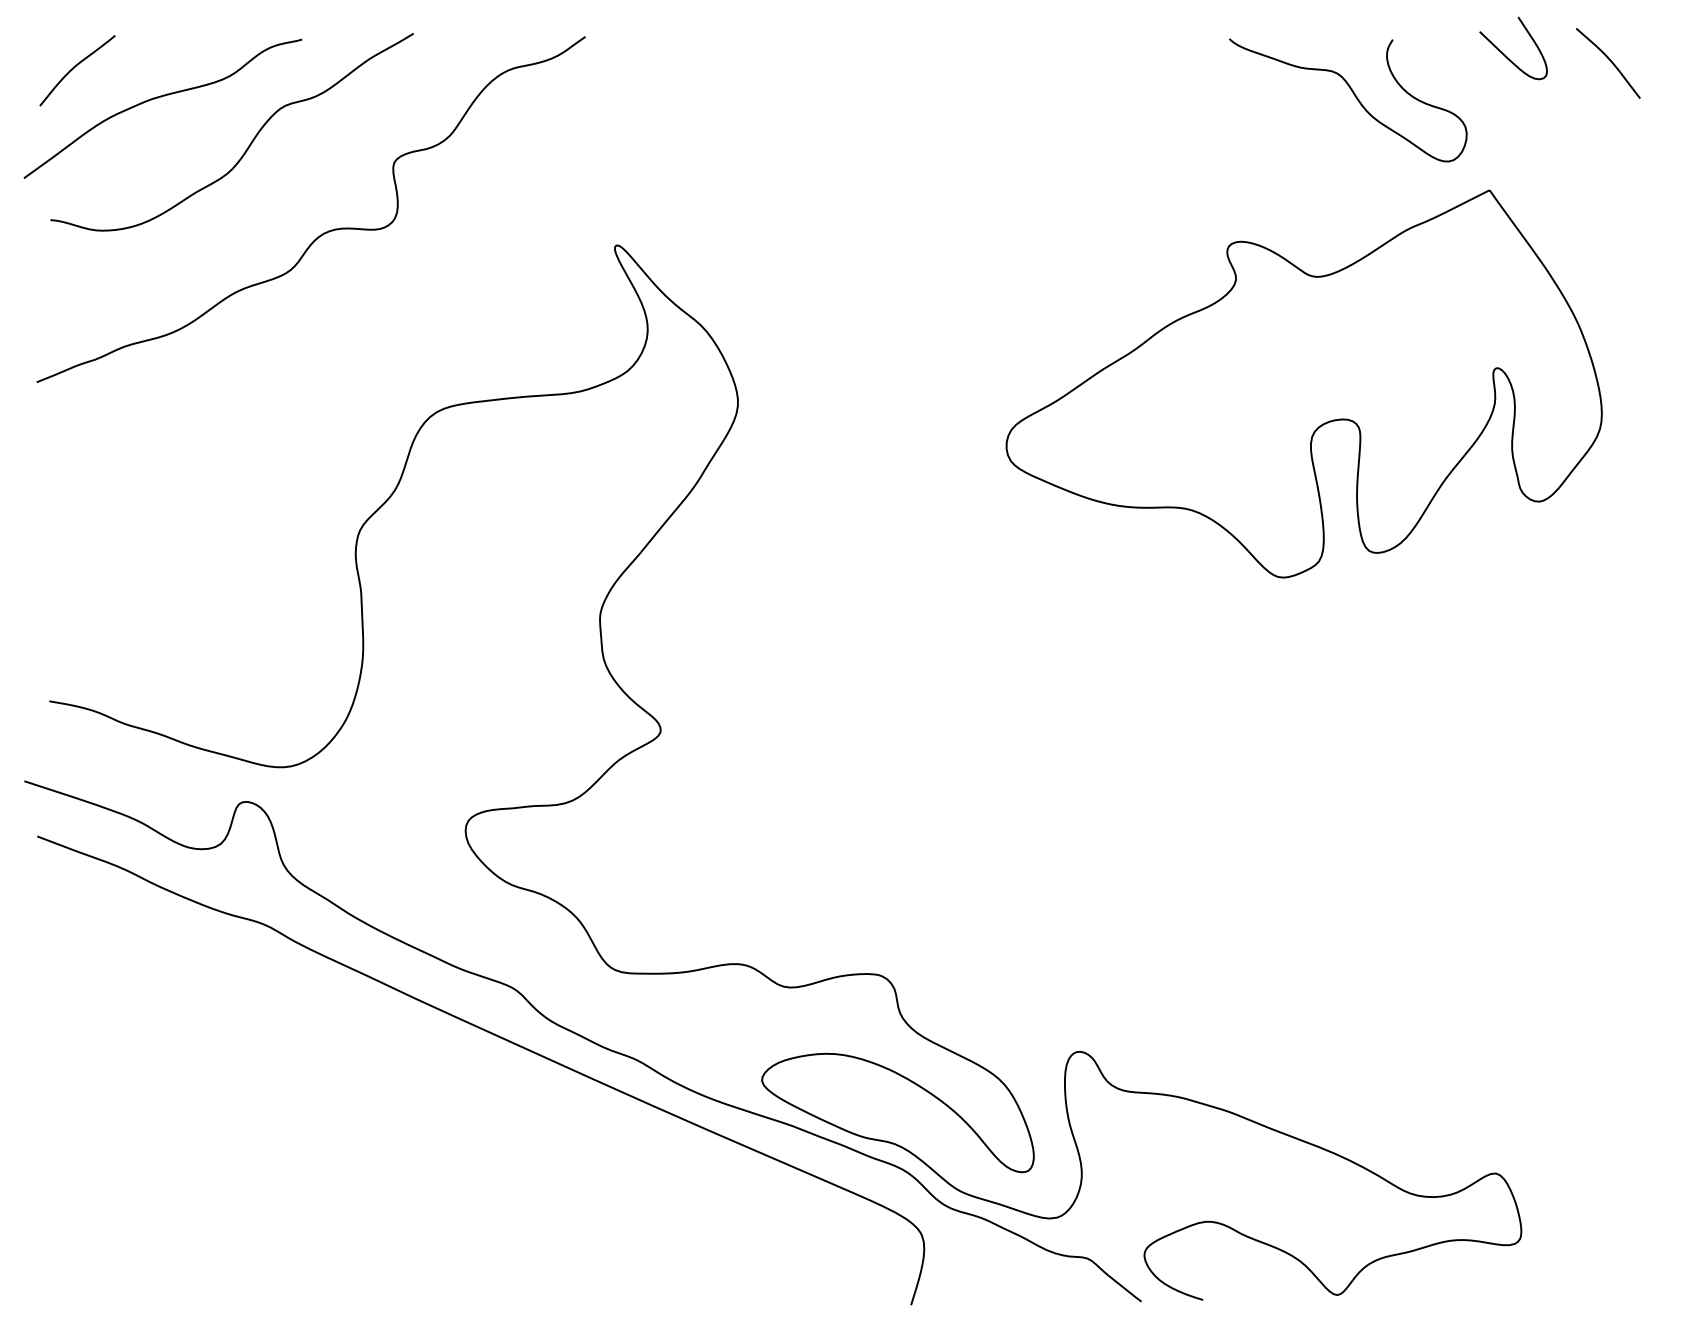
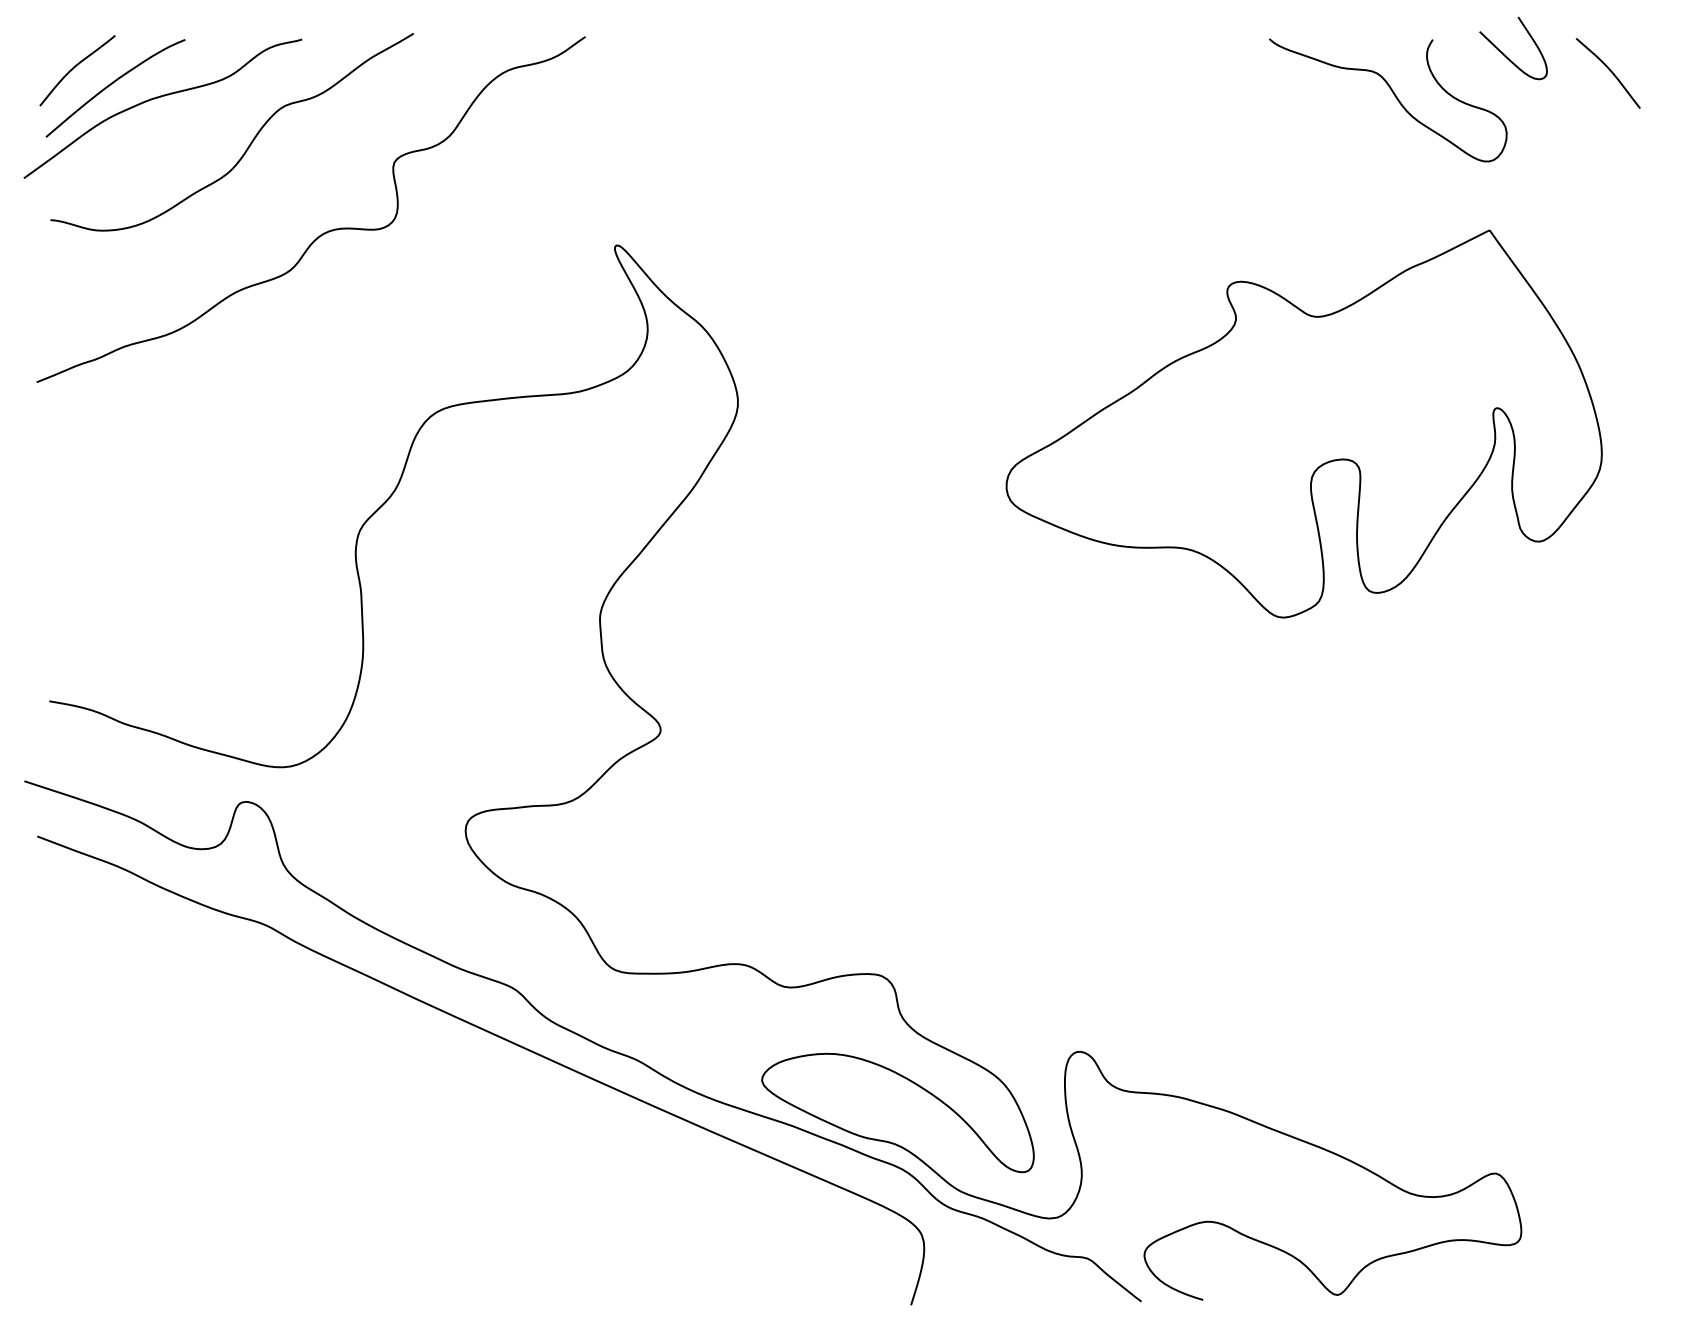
curve position: (1609, 60) -> (1609, 70) (1609, 70)
curve: none -> present (112, 84)
curve position: (1354, 96) -> (1394, 96) (1394, 96)
part position: (1303, 383) -> (1303, 423) (1303, 423)
